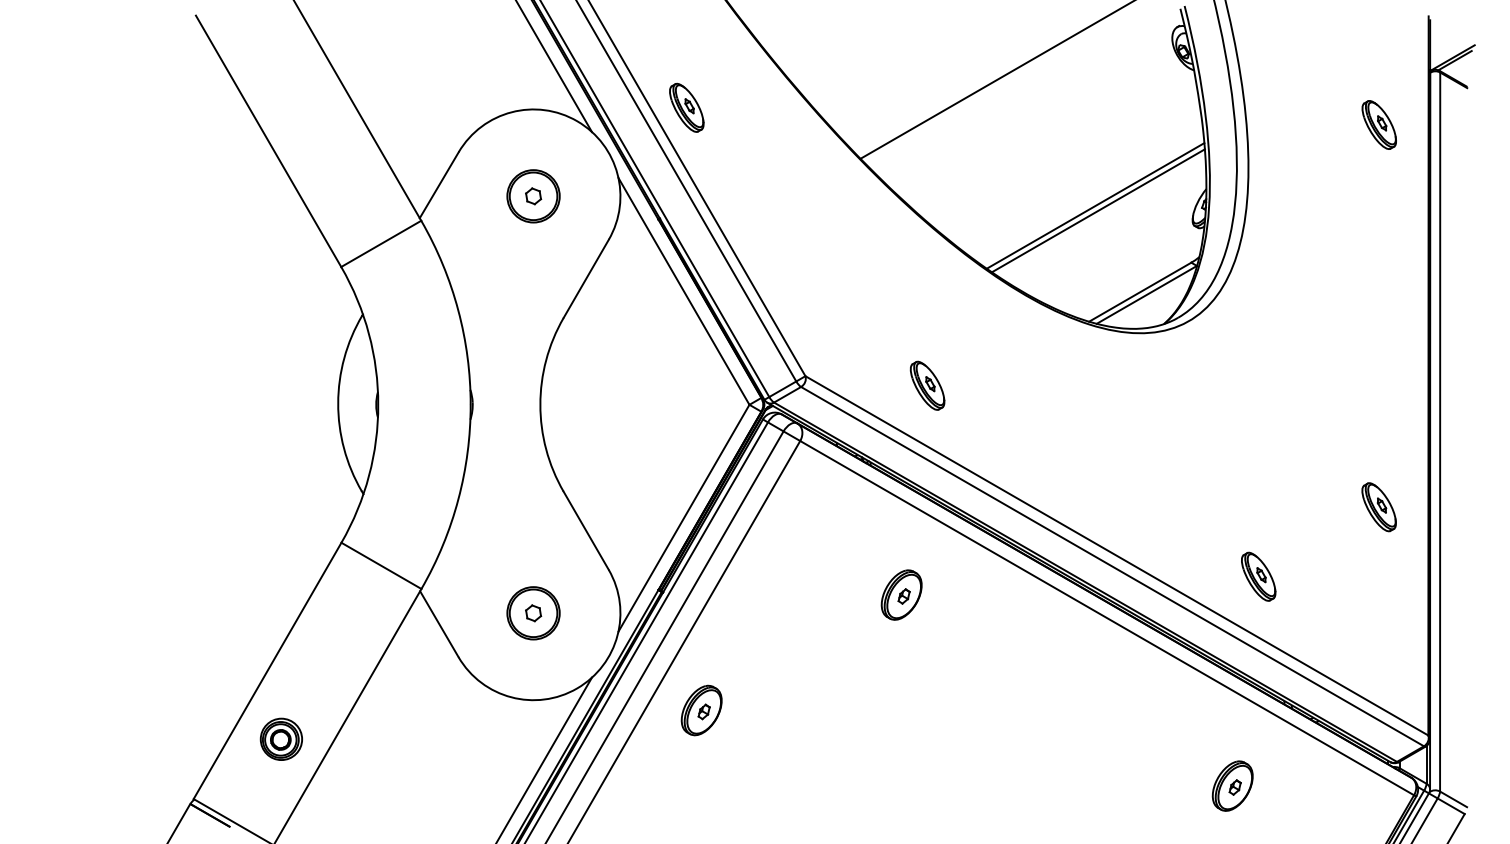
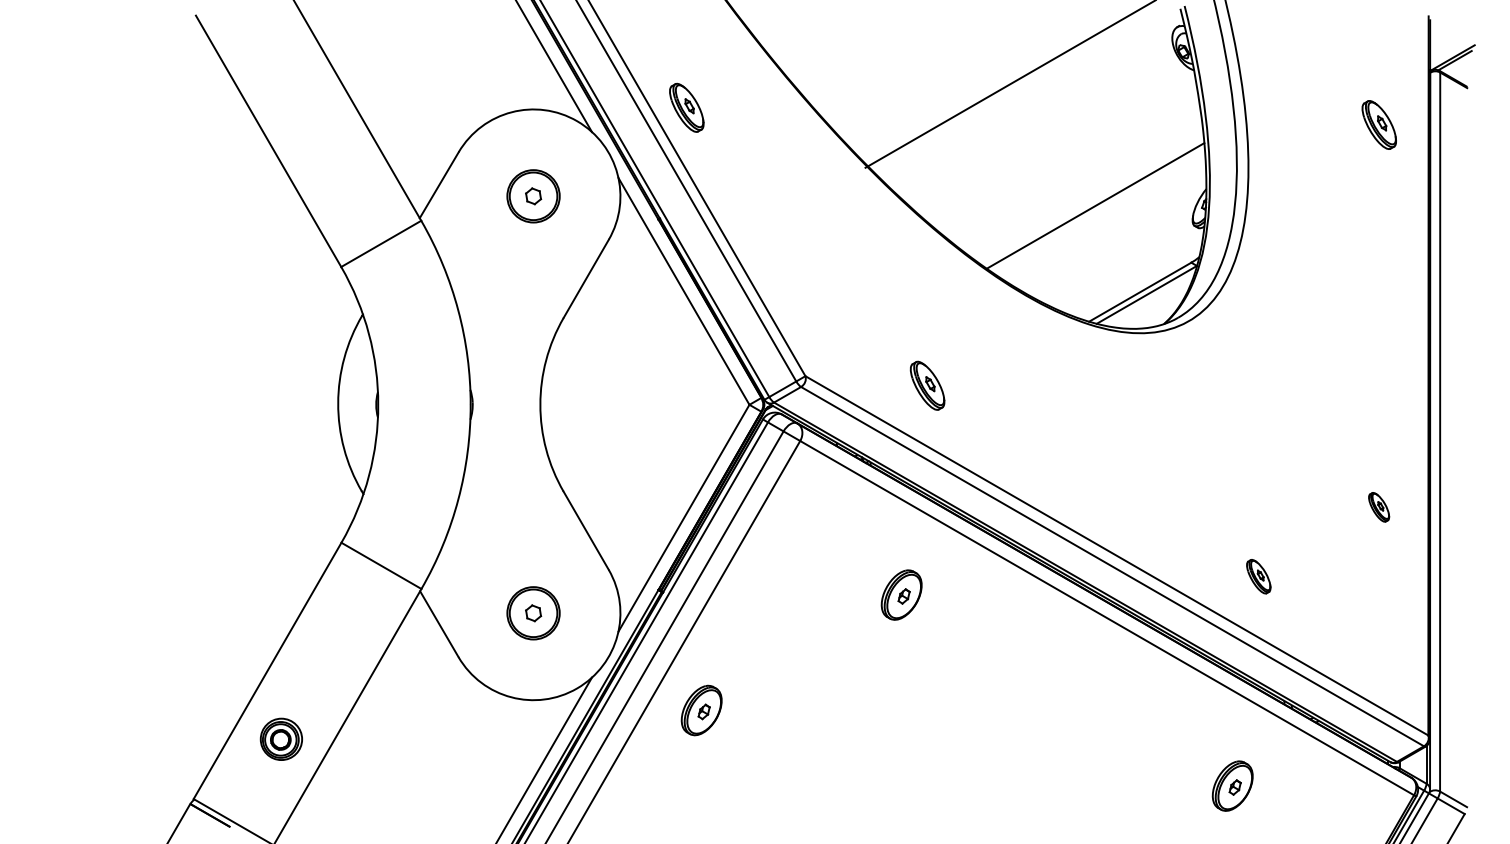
line position: (995, 80) -> (1008, 84) (1008, 84)
line: present -> none (1097, 210)
part size: 36x51 px -> 23x31 px (1379, 507)
part size: 36x51 px -> 26x36 px (1258, 576)
